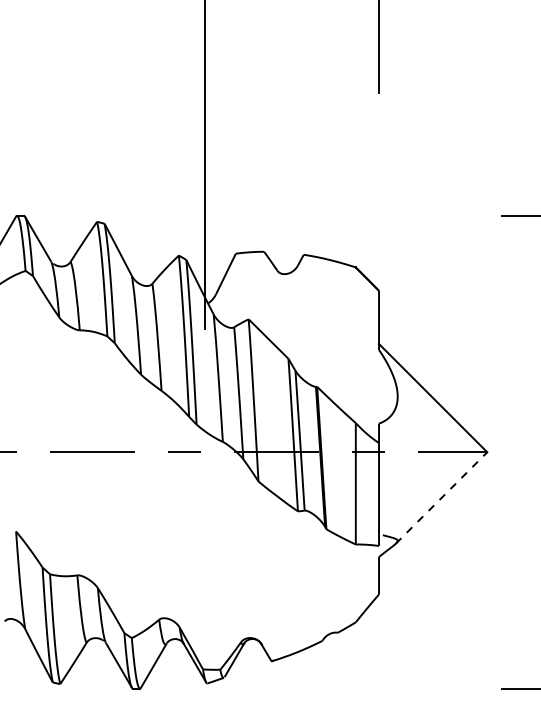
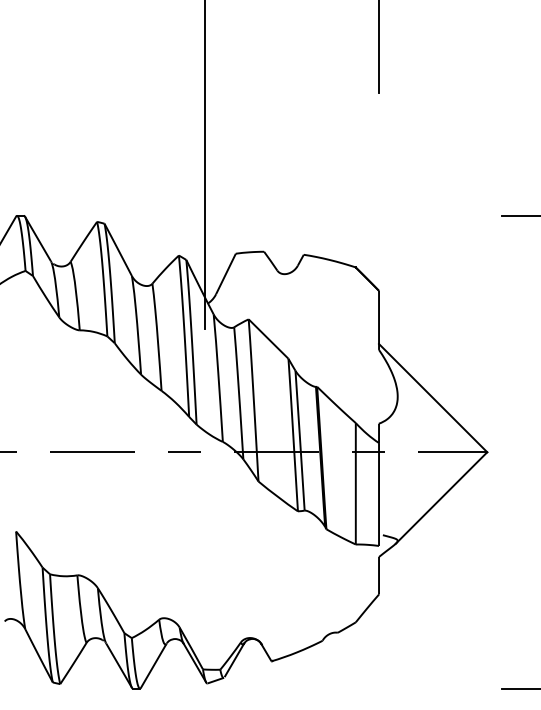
line: dashed -> solid (441, 497)
